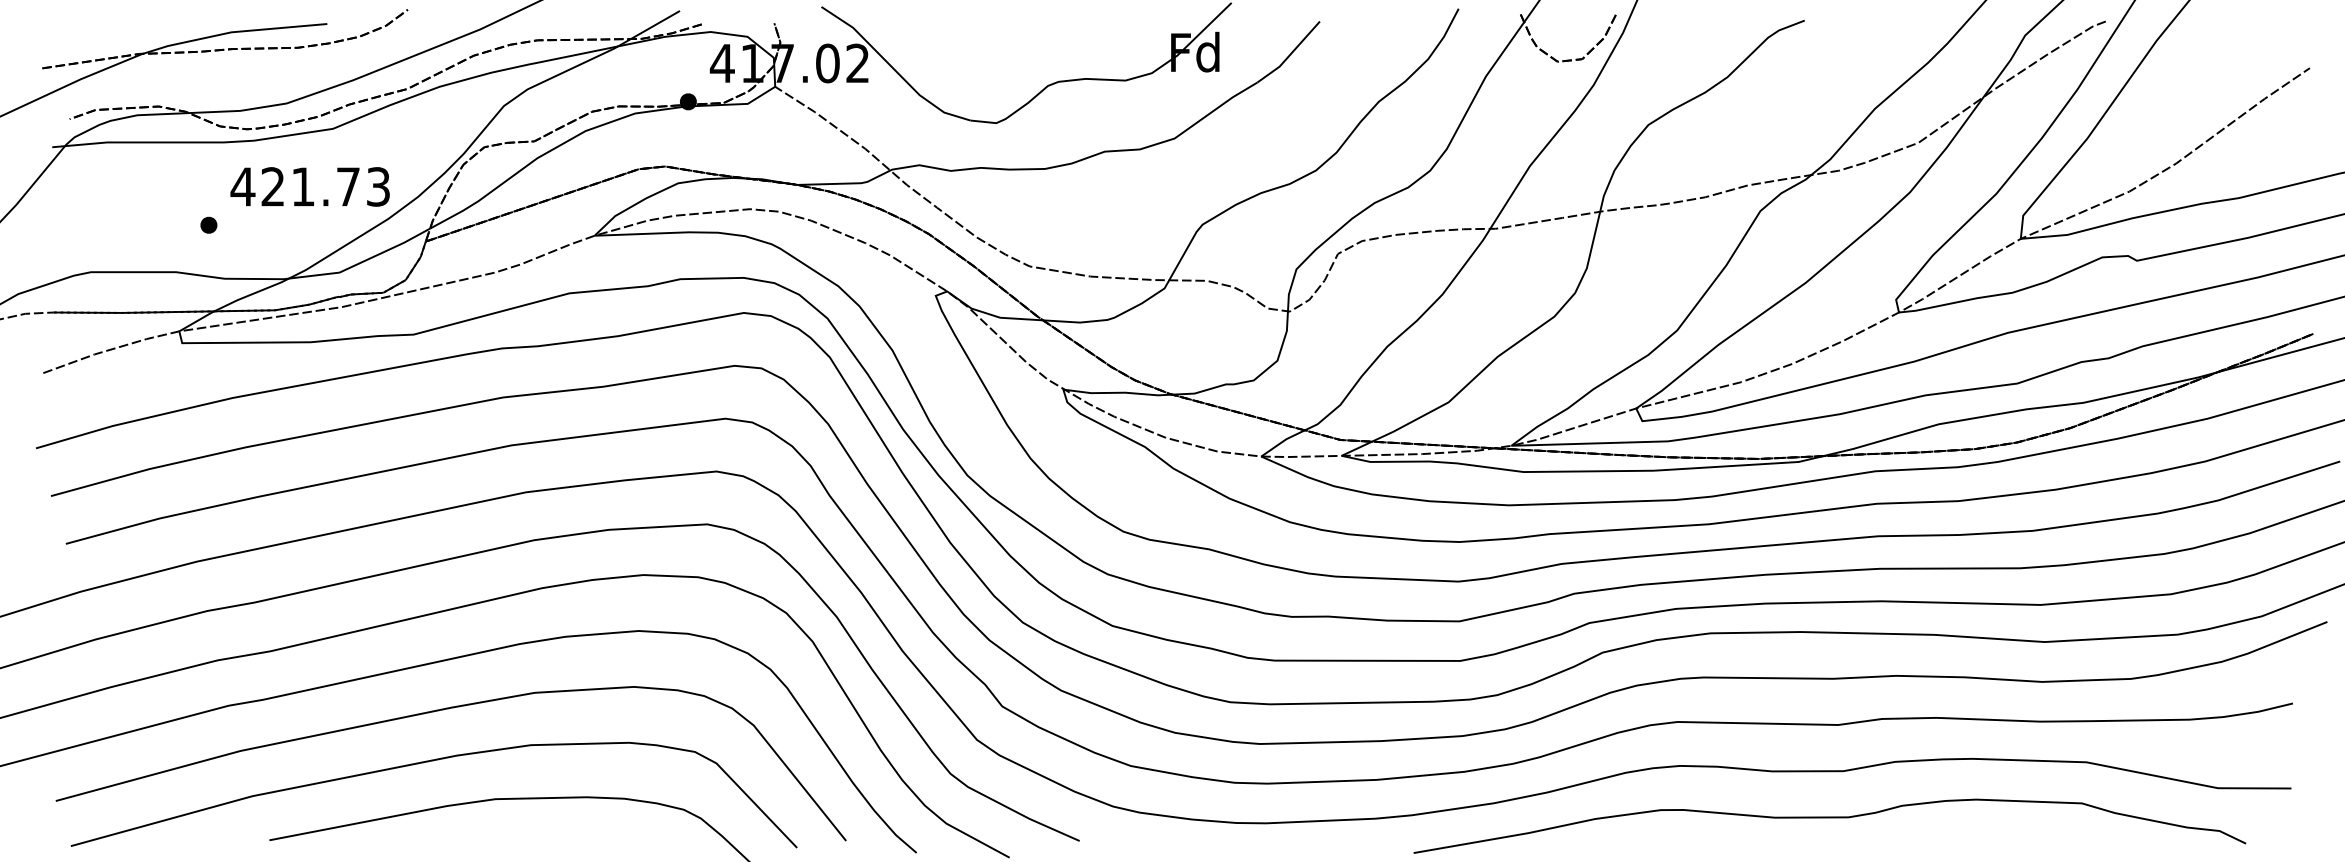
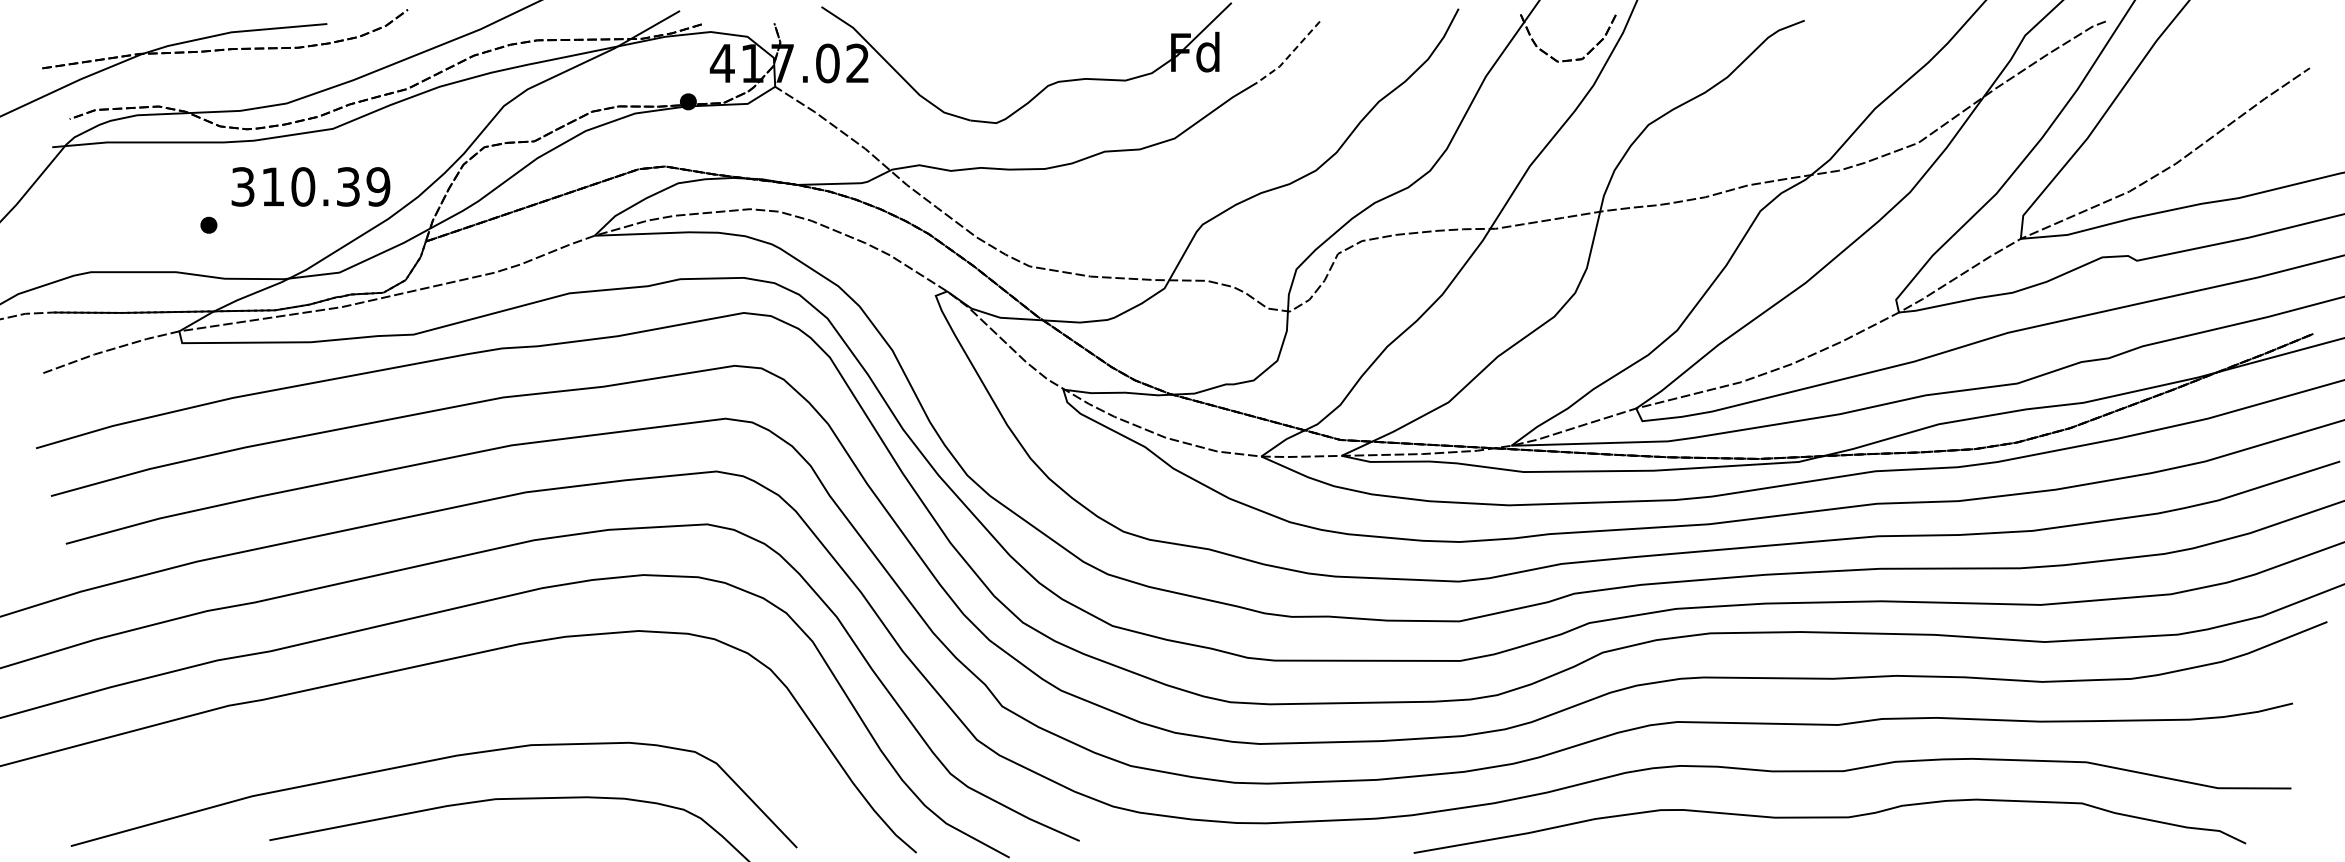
line: solid -> dashed (1290, 54)
text: 421.73 -> 310.39 (310, 186)
curve: present -> none (438, 711)
